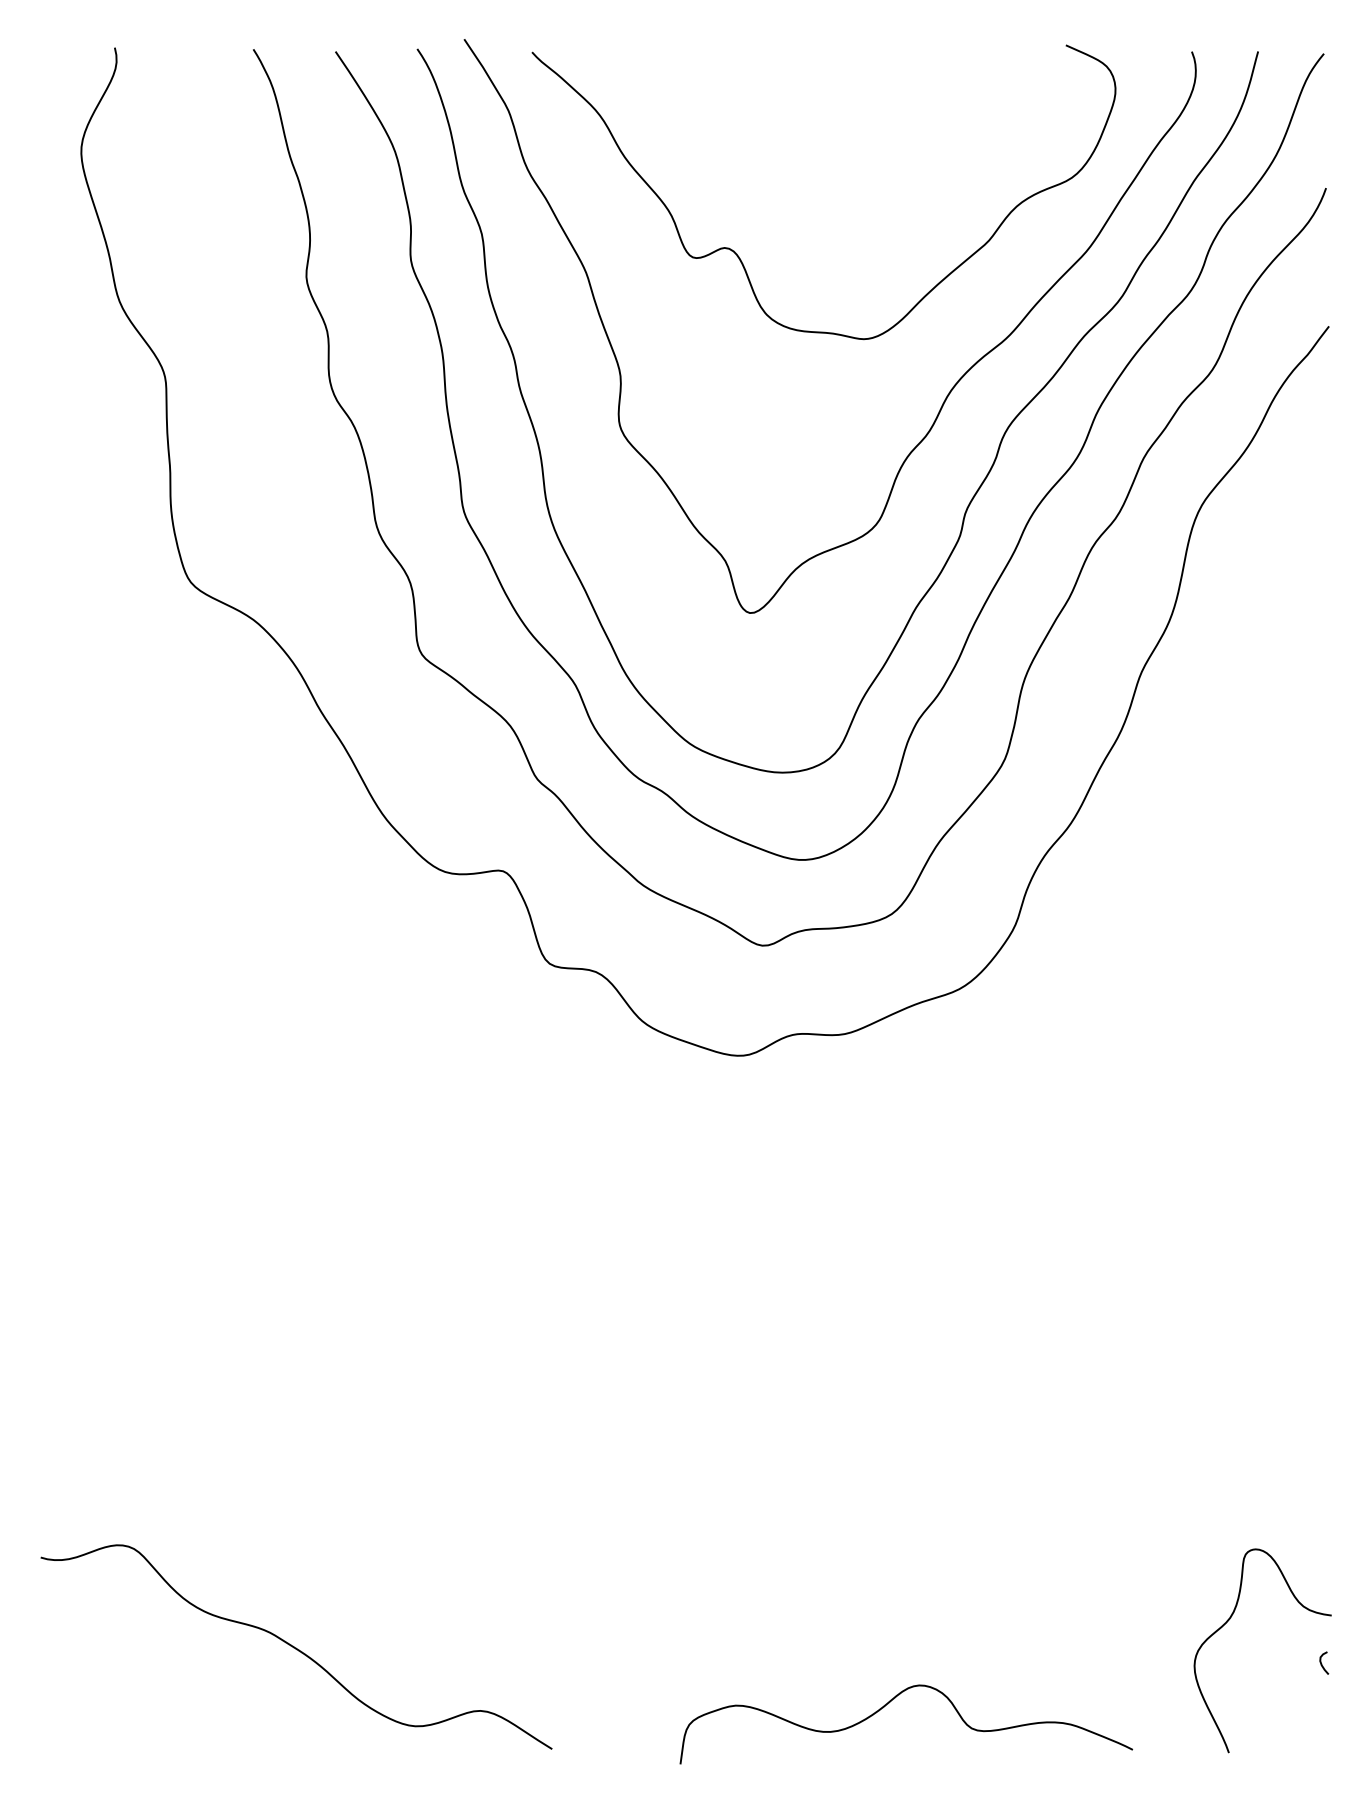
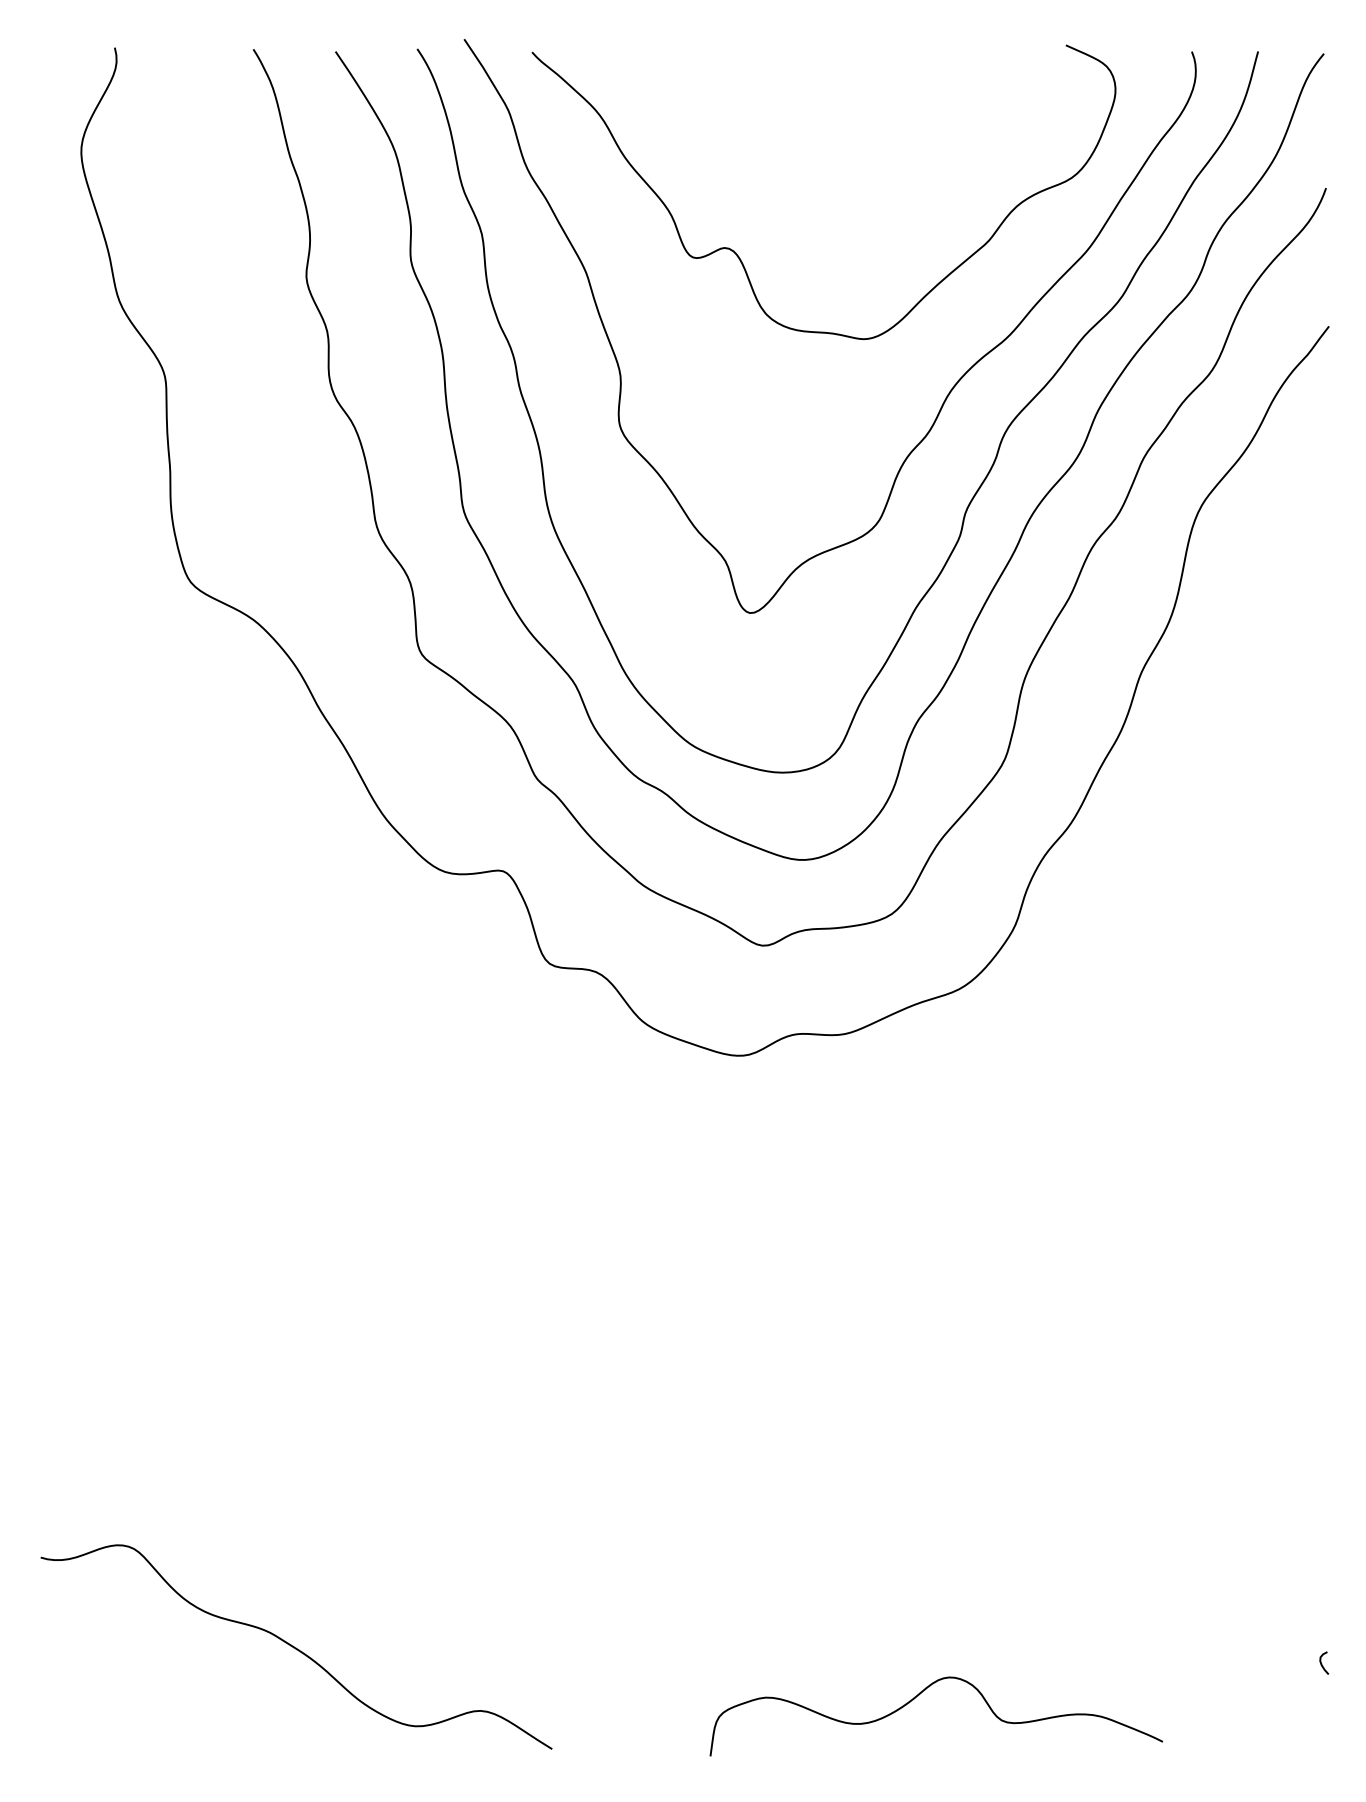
curve: present -> none (1230, 1619)
curve position: (888, 1704) -> (918, 1696) (918, 1696)
